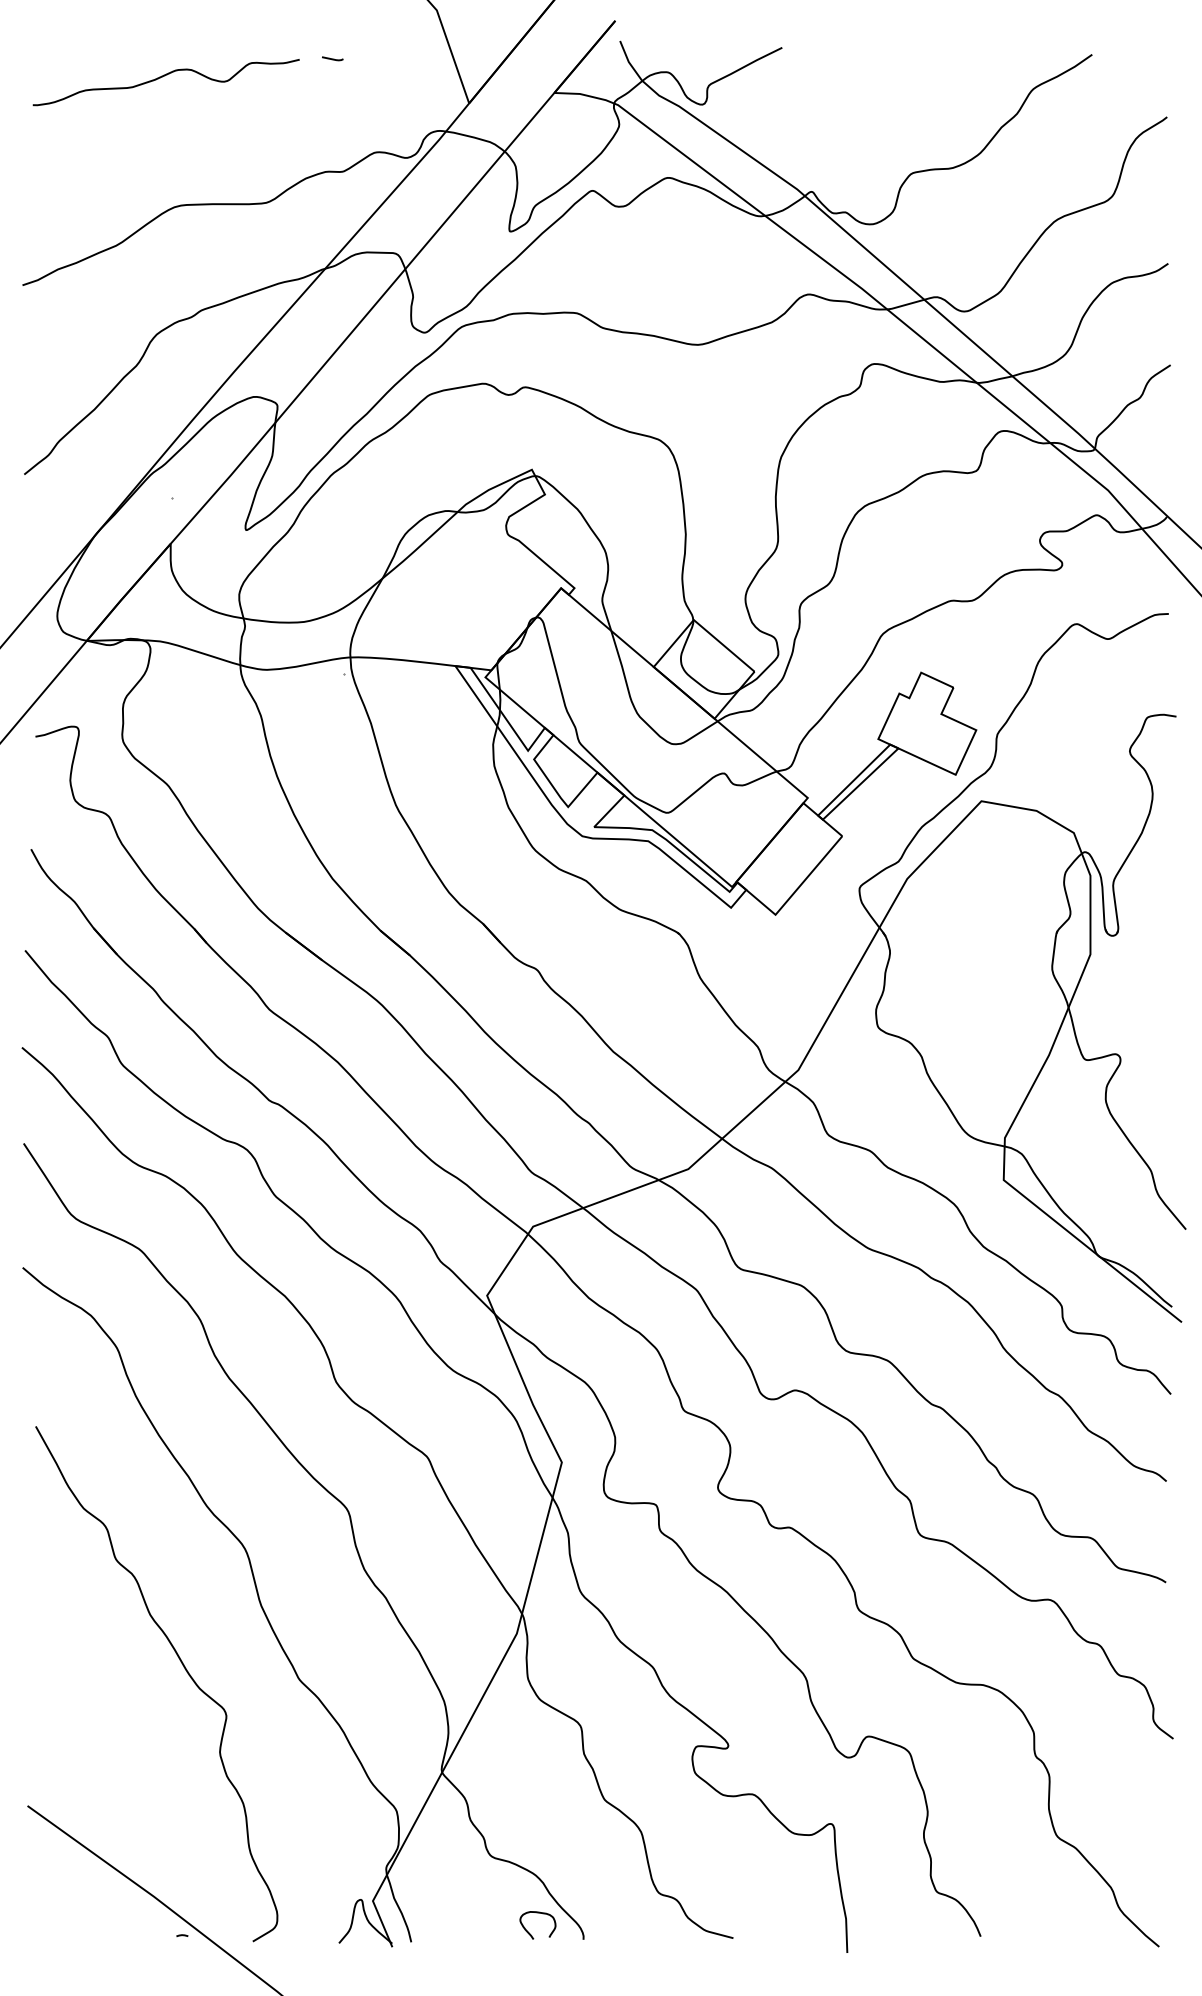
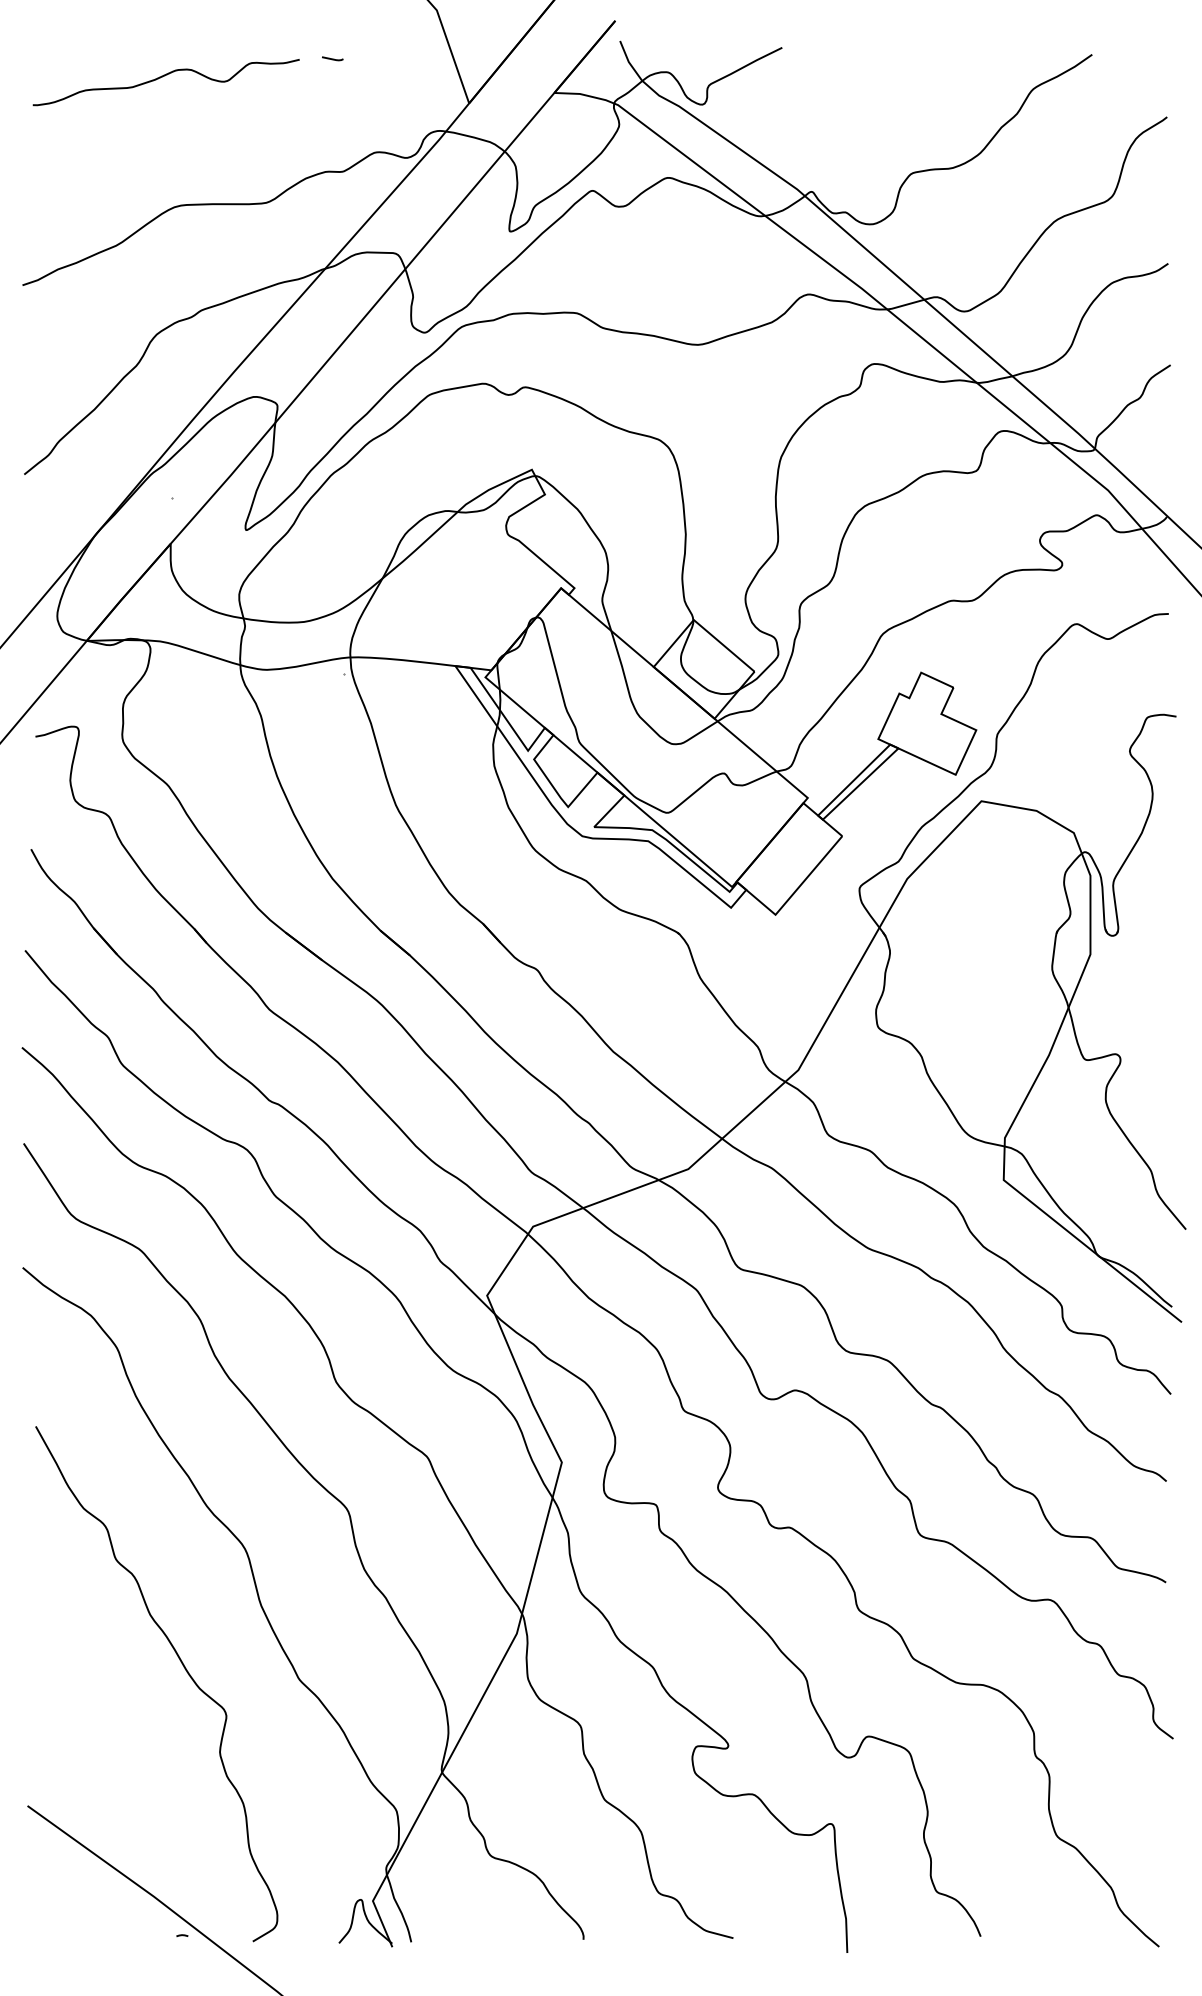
curve: present -> none (529, 1932)
